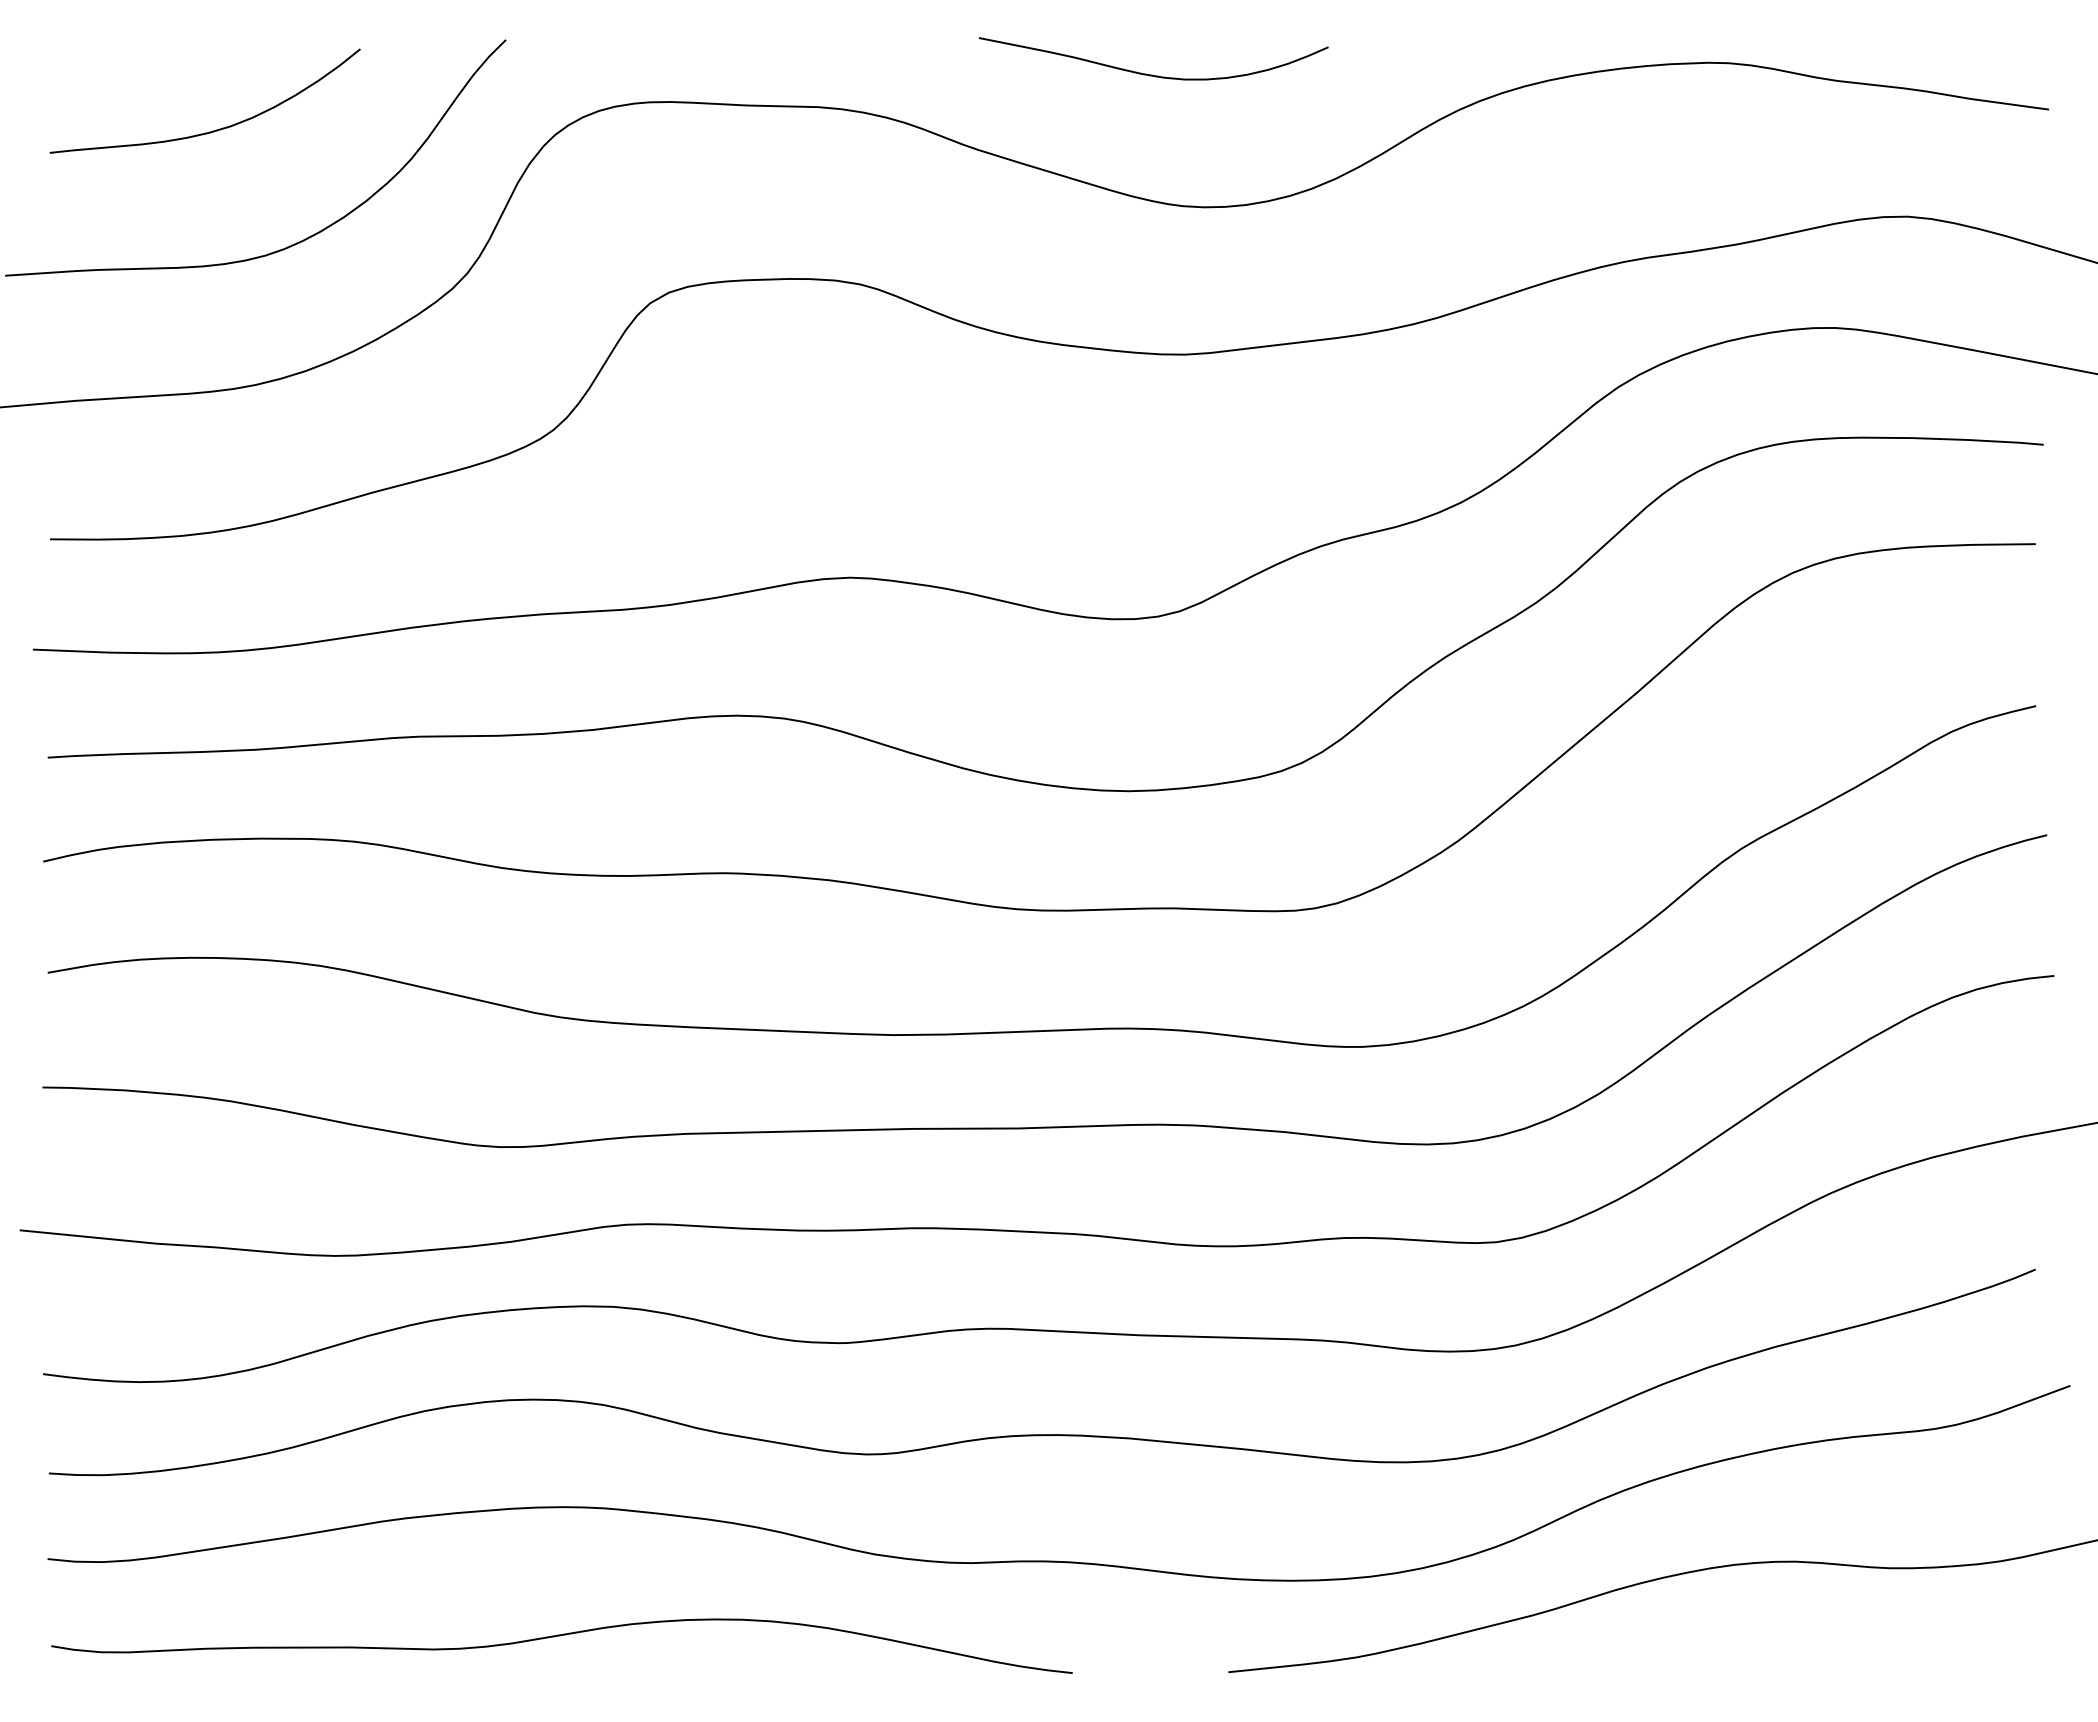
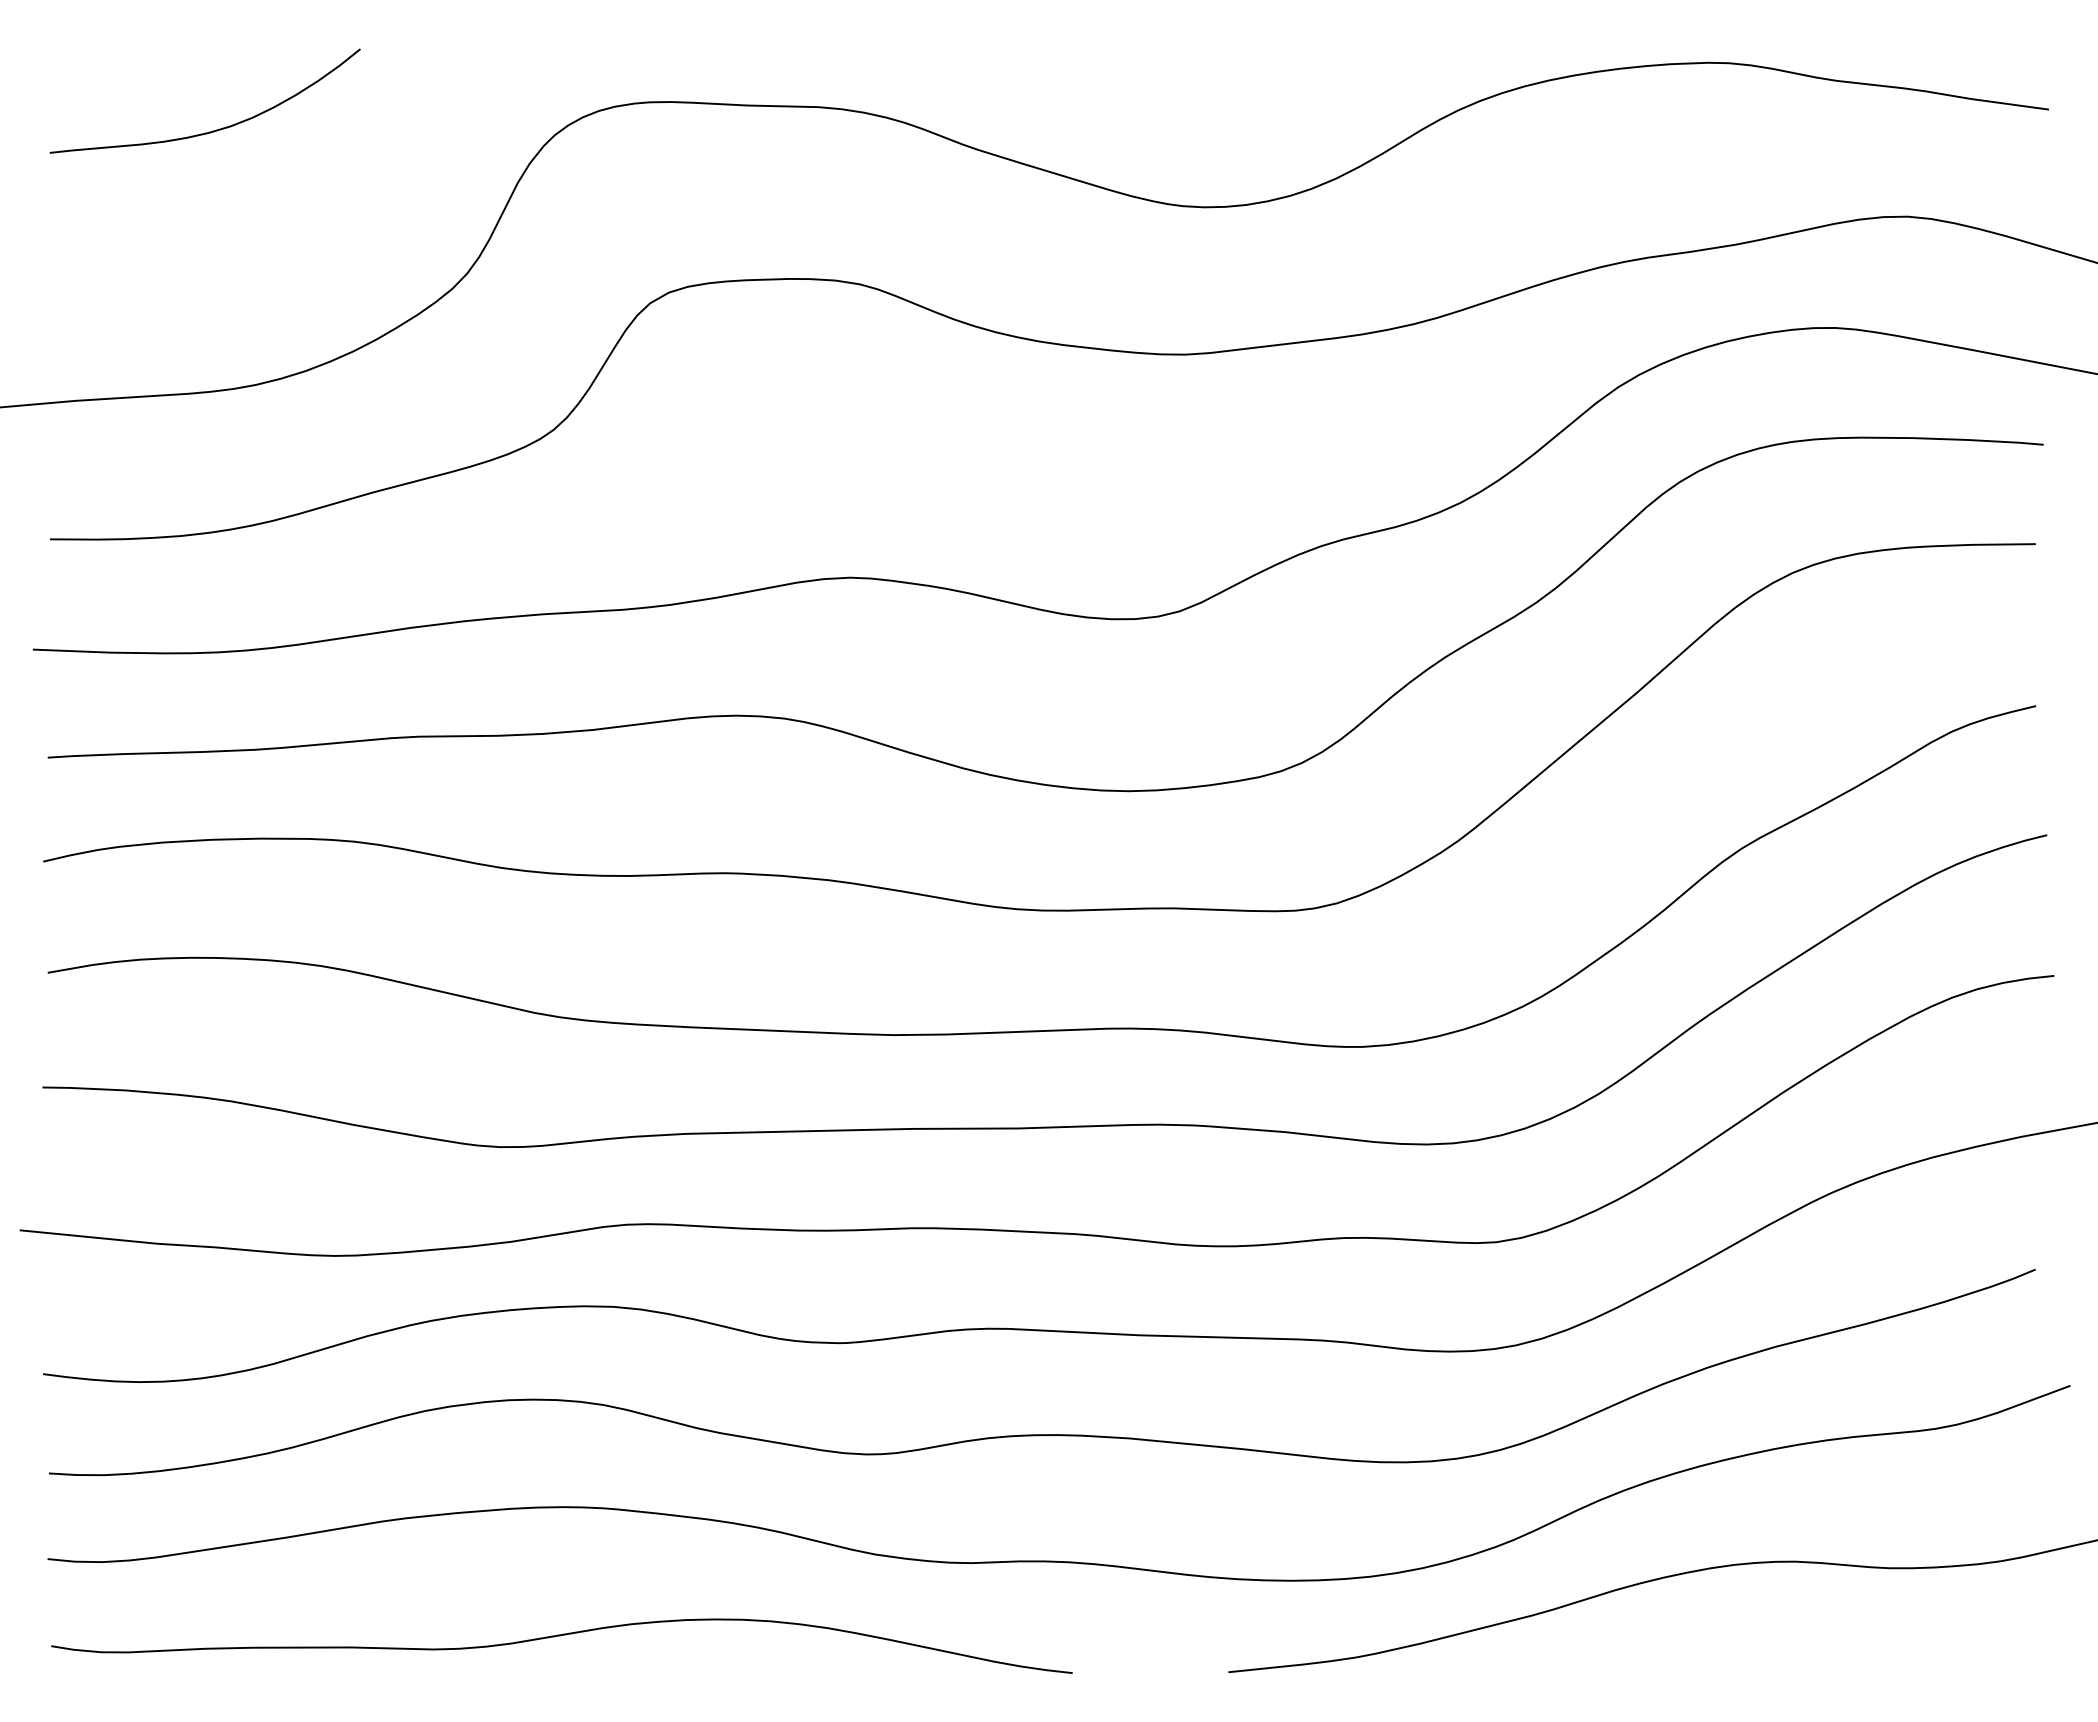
curve: present -> none (1152, 74)
curve: present -> none (289, 245)
